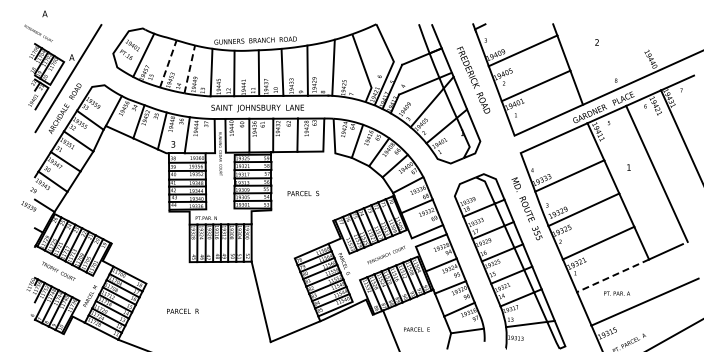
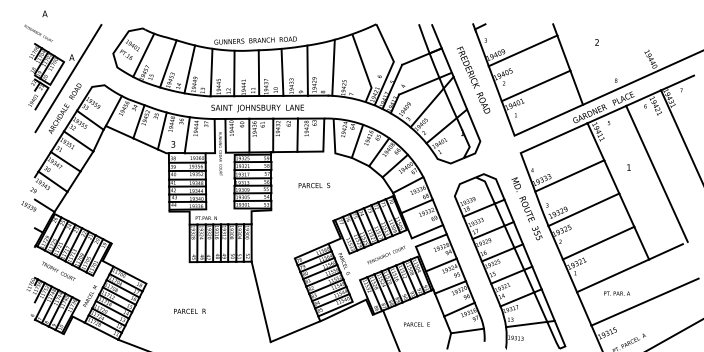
line: dashed -> solid (168, 63)
line: dashed -> solid (189, 69)
text position: (303, 193) -> (314, 185) (314, 185)
line: dashed -> solid (613, 275)
text position: (182, 310) -> (189, 310) (189, 310)
text position: (416, 329) -> (416, 324) (416, 324)
